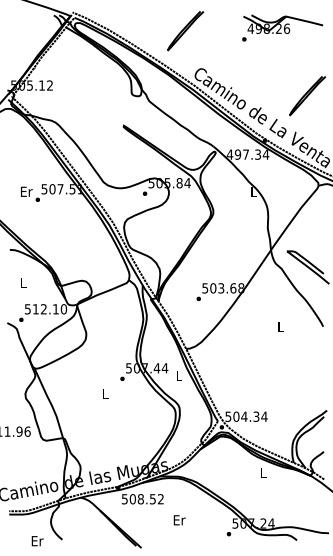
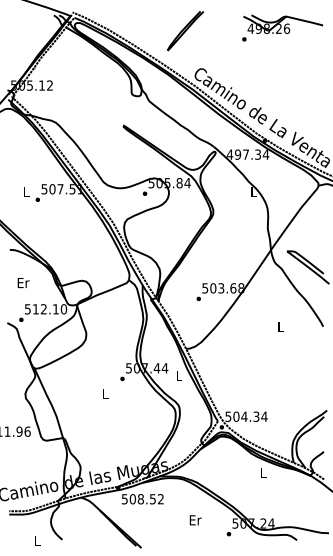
curve: present -> none (307, 96)
text: Er -> L (26, 191)
text: L -> Er (23, 283)
text position: (179, 520) -> (195, 520) (195, 520)
text: Er -> L (37, 541)
